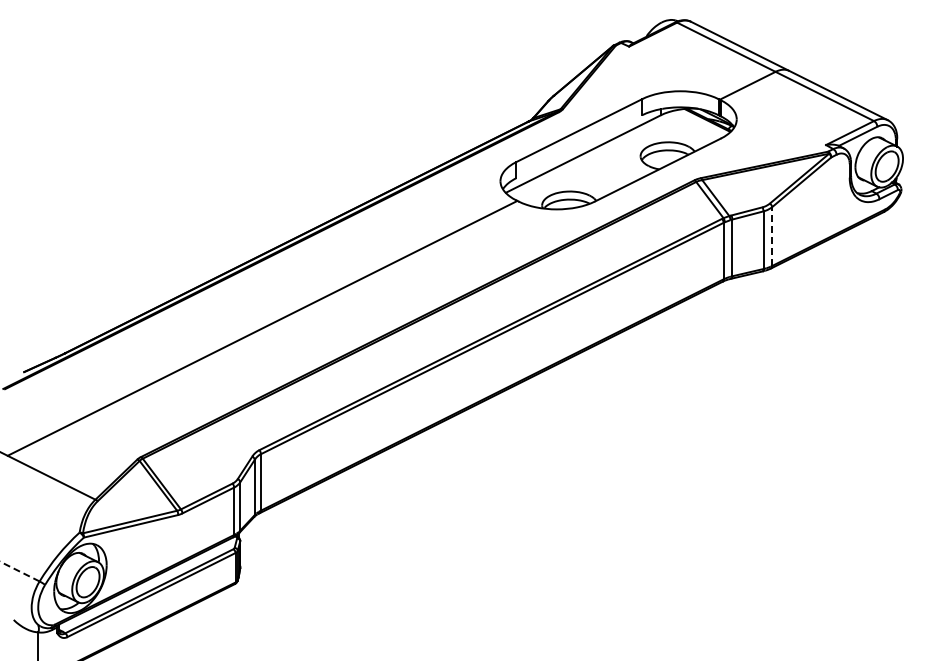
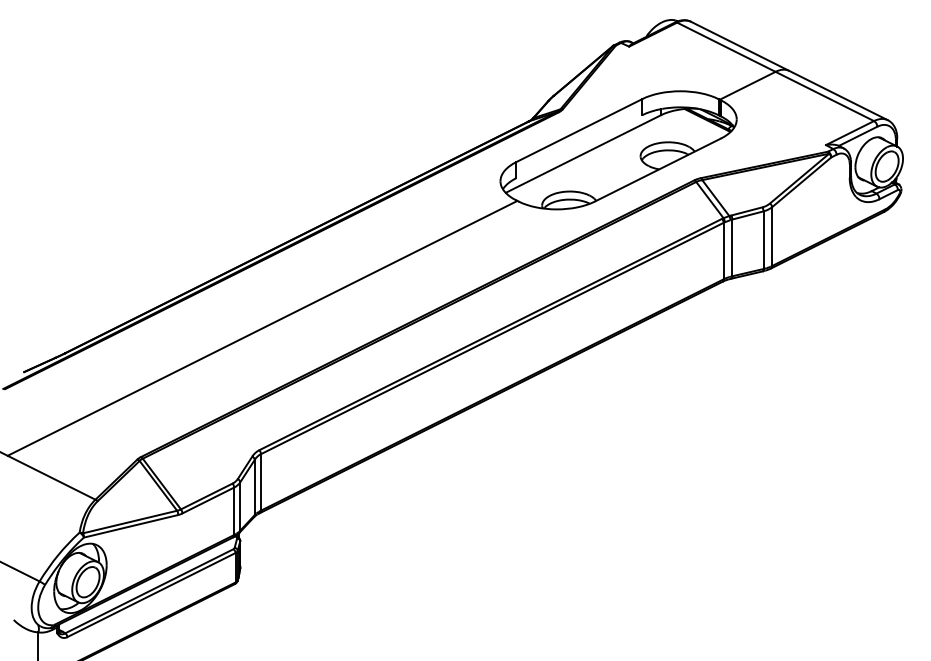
line: dashed -> solid (772, 236)
line: dashed -> solid (19, 571)
